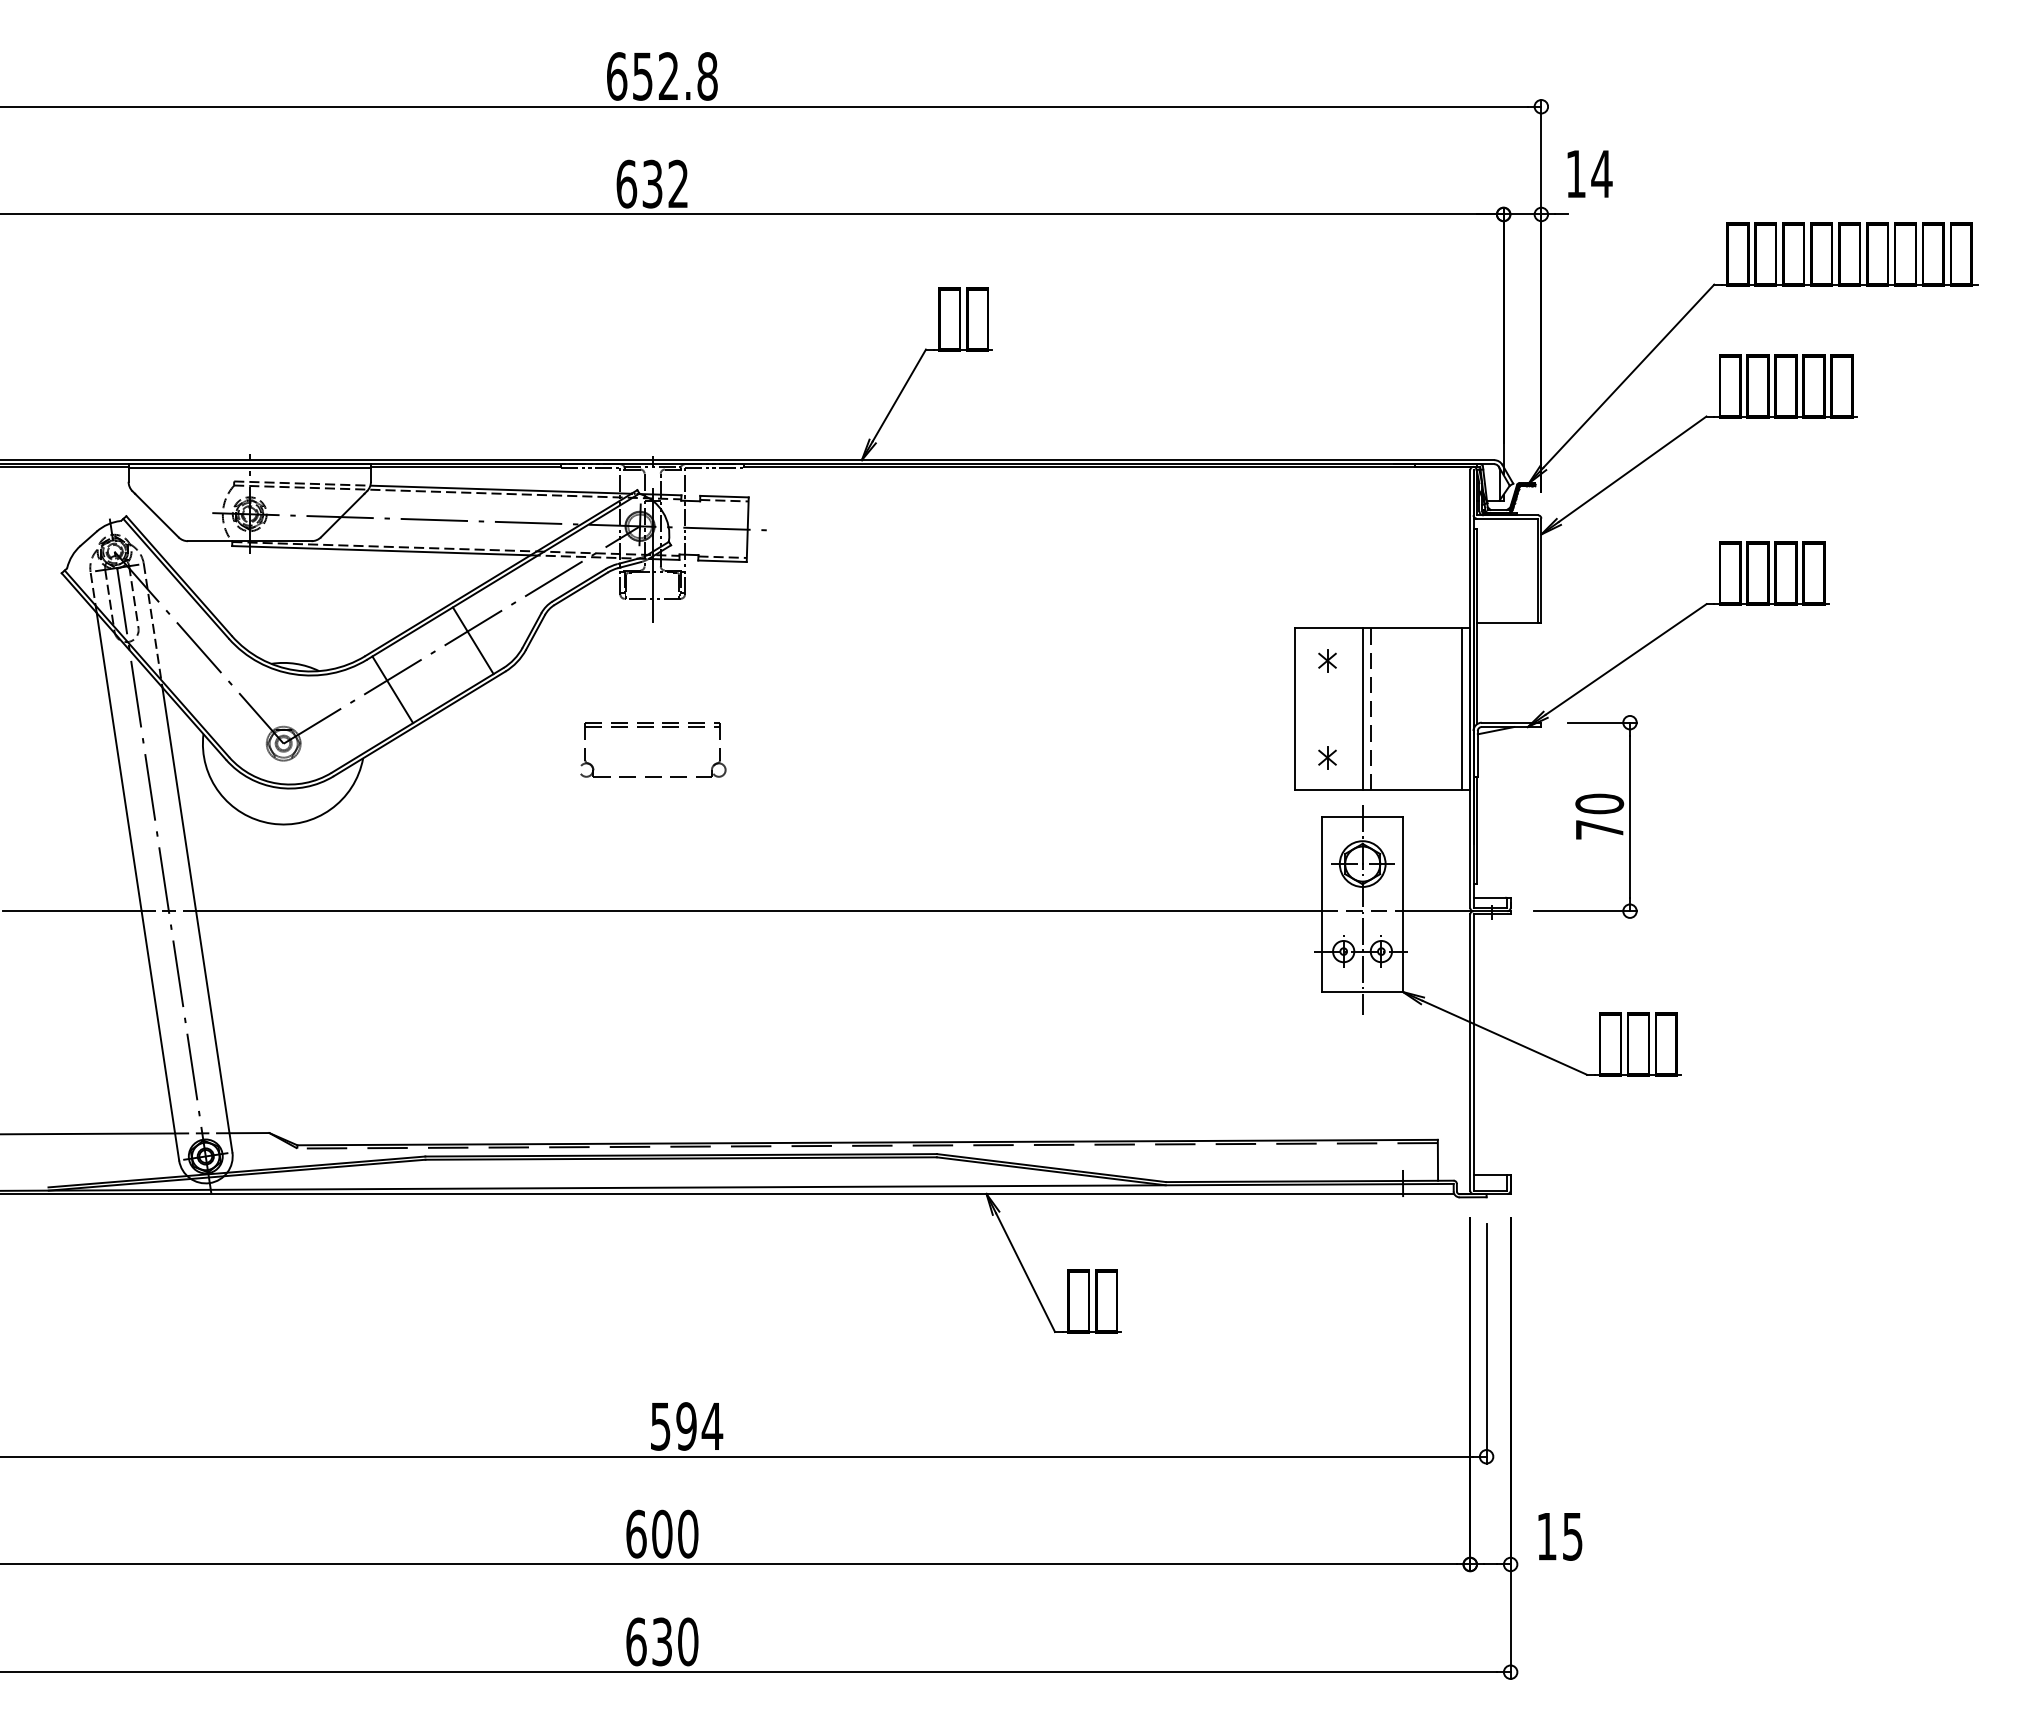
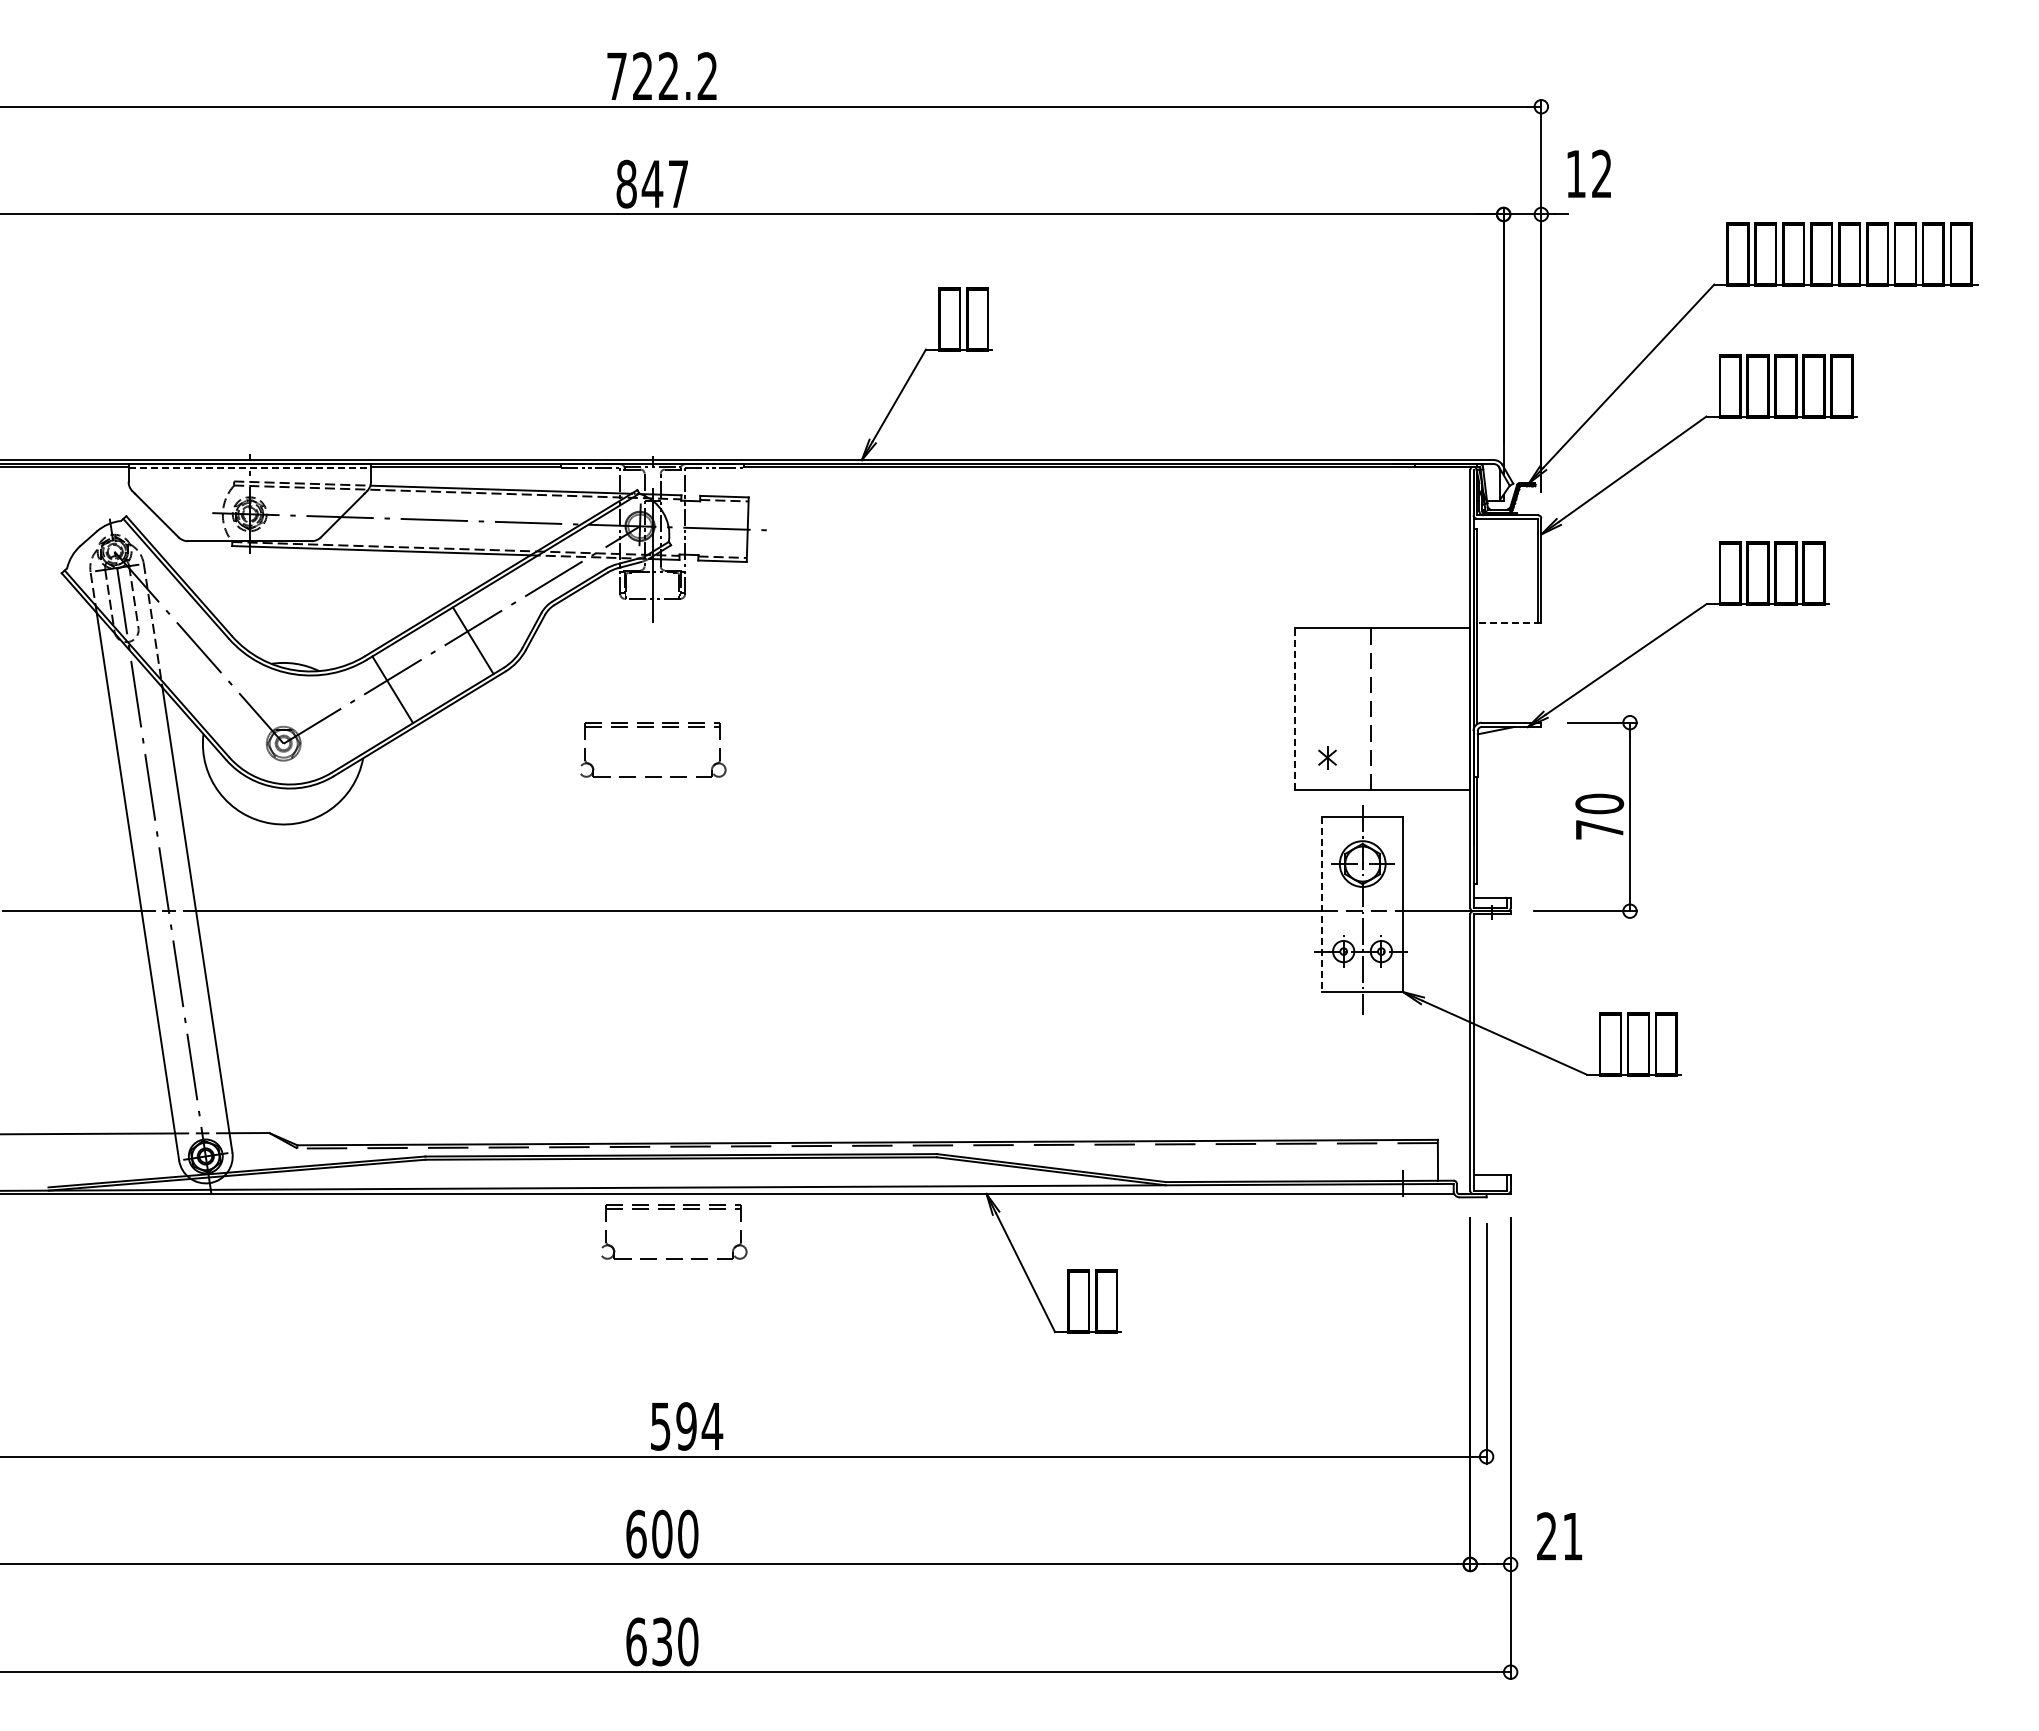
text: 652.8 -> 722.2 (662, 76)
text: 14 -> 12 (1601, 173)
text: 632 -> 847 (651, 183)
line: solid -> dashed (250, 468)
line: solid -> dashed (1508, 623)
part: present -> none (1327, 660)
line: solid -> dashed (1295, 709)
line: present -> none (1362, 709)
line: present -> none (1462, 709)
line: solid -> dashed (1322, 904)
part: none -> present (674, 1209)
text: 15 -> 21 (1559, 1536)
